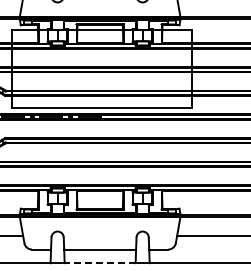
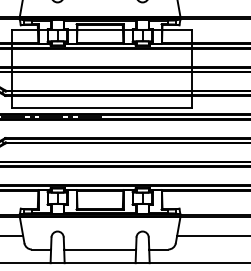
line: dashed -> solid (99, 263)
